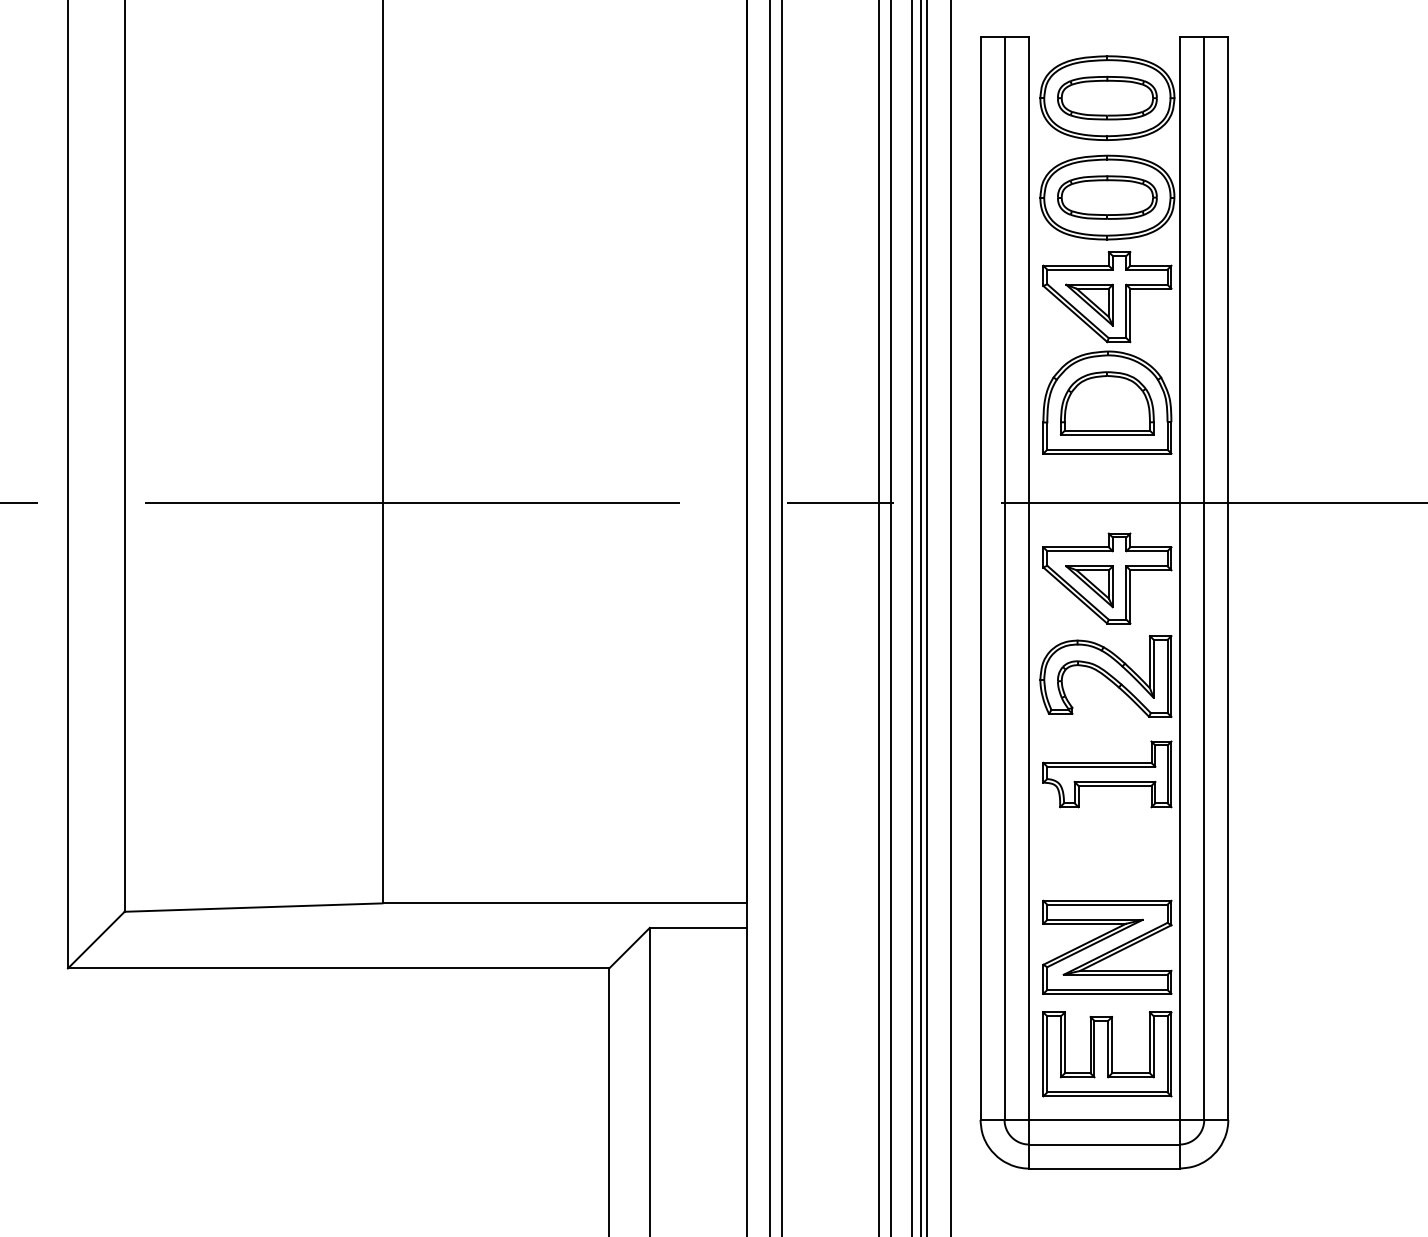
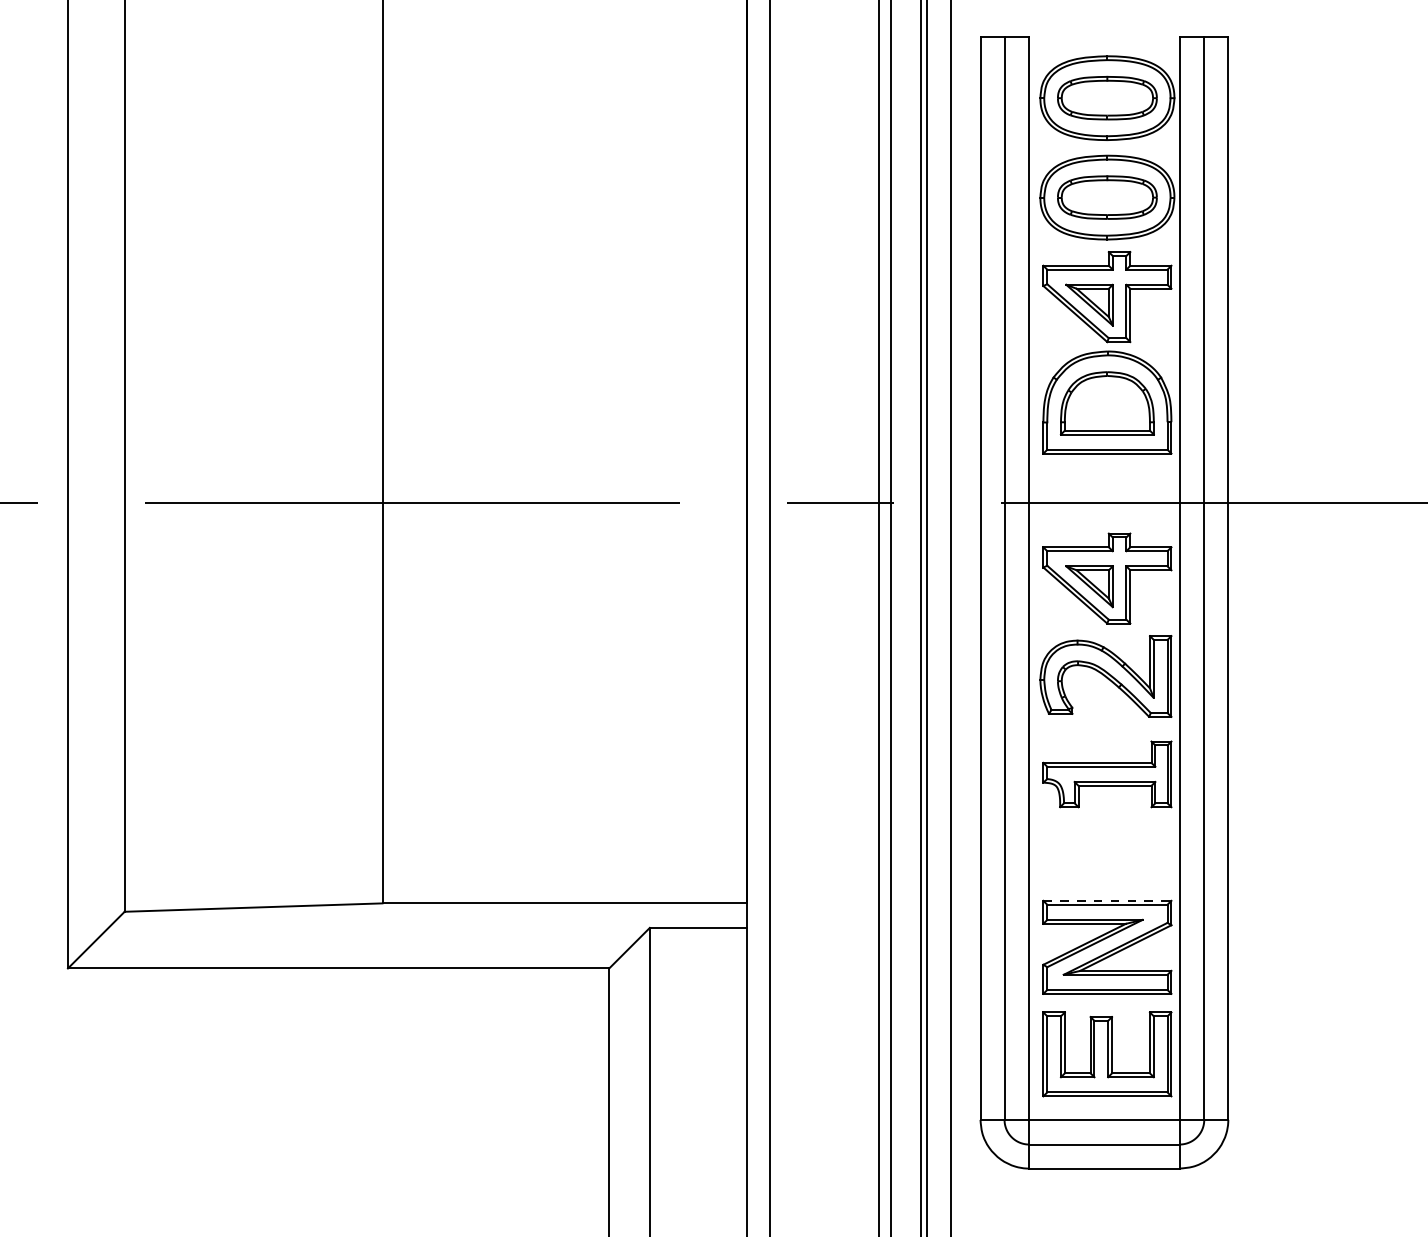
line: present -> none (782, 617)
line: present -> none (912, 617)
line: solid -> dashed (1107, 900)
